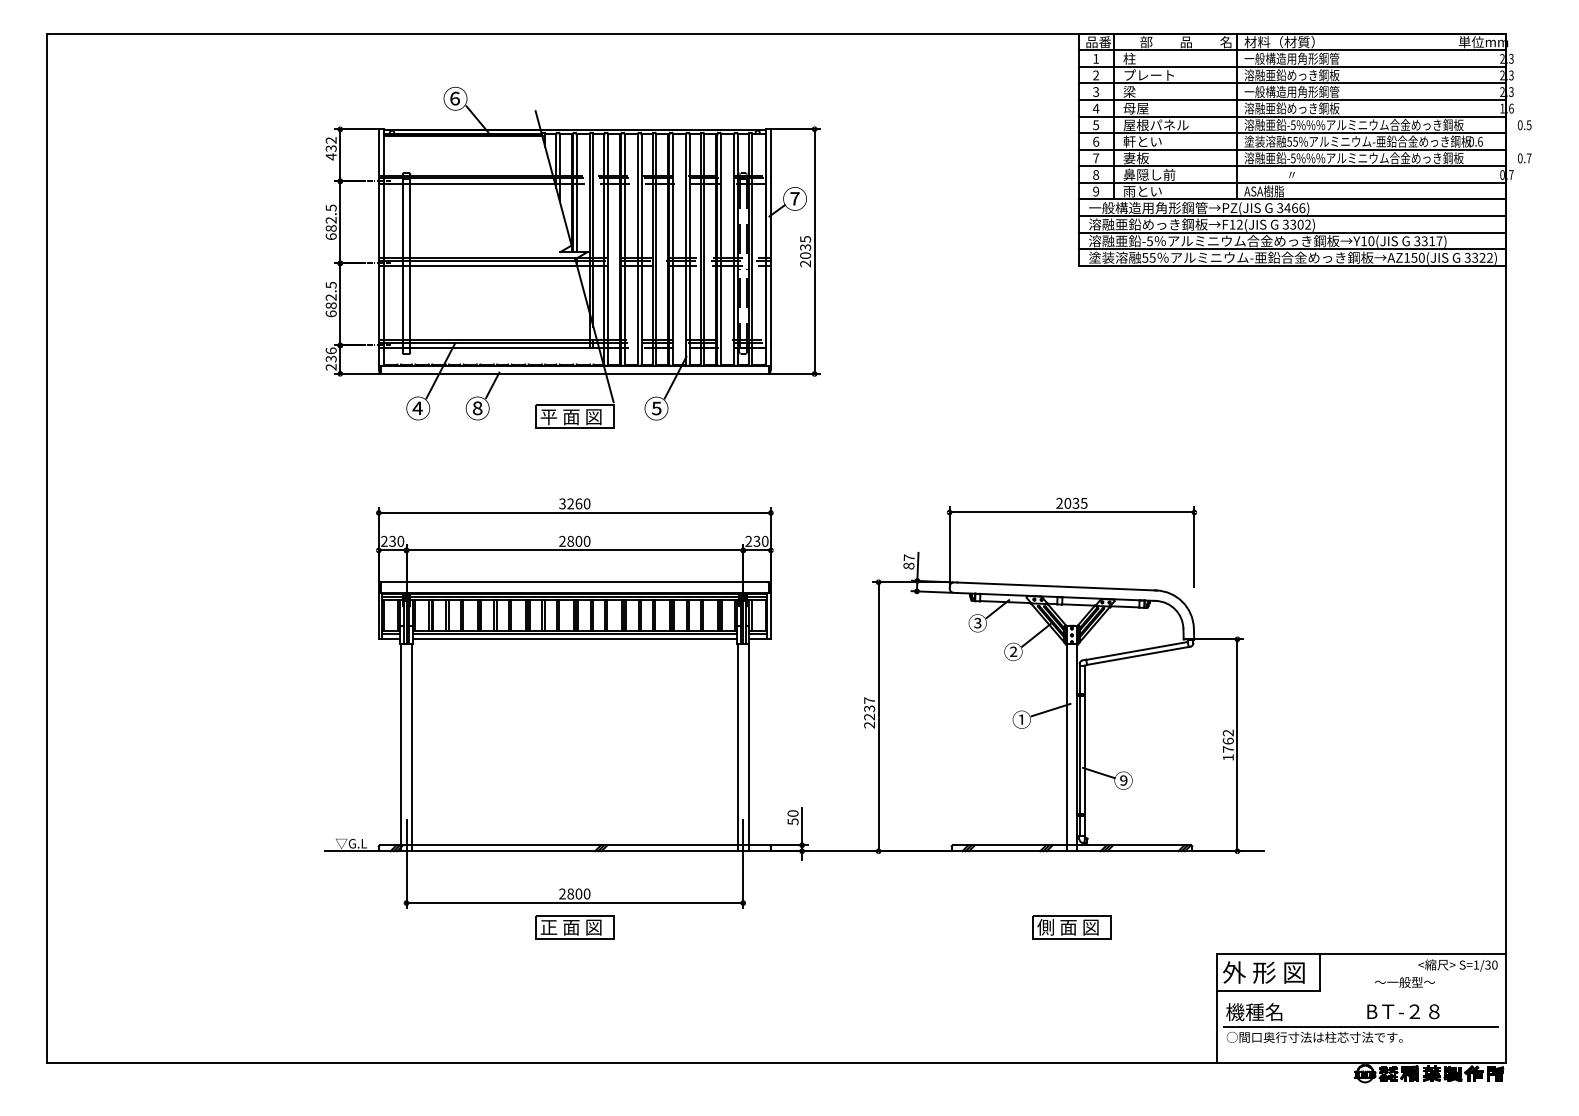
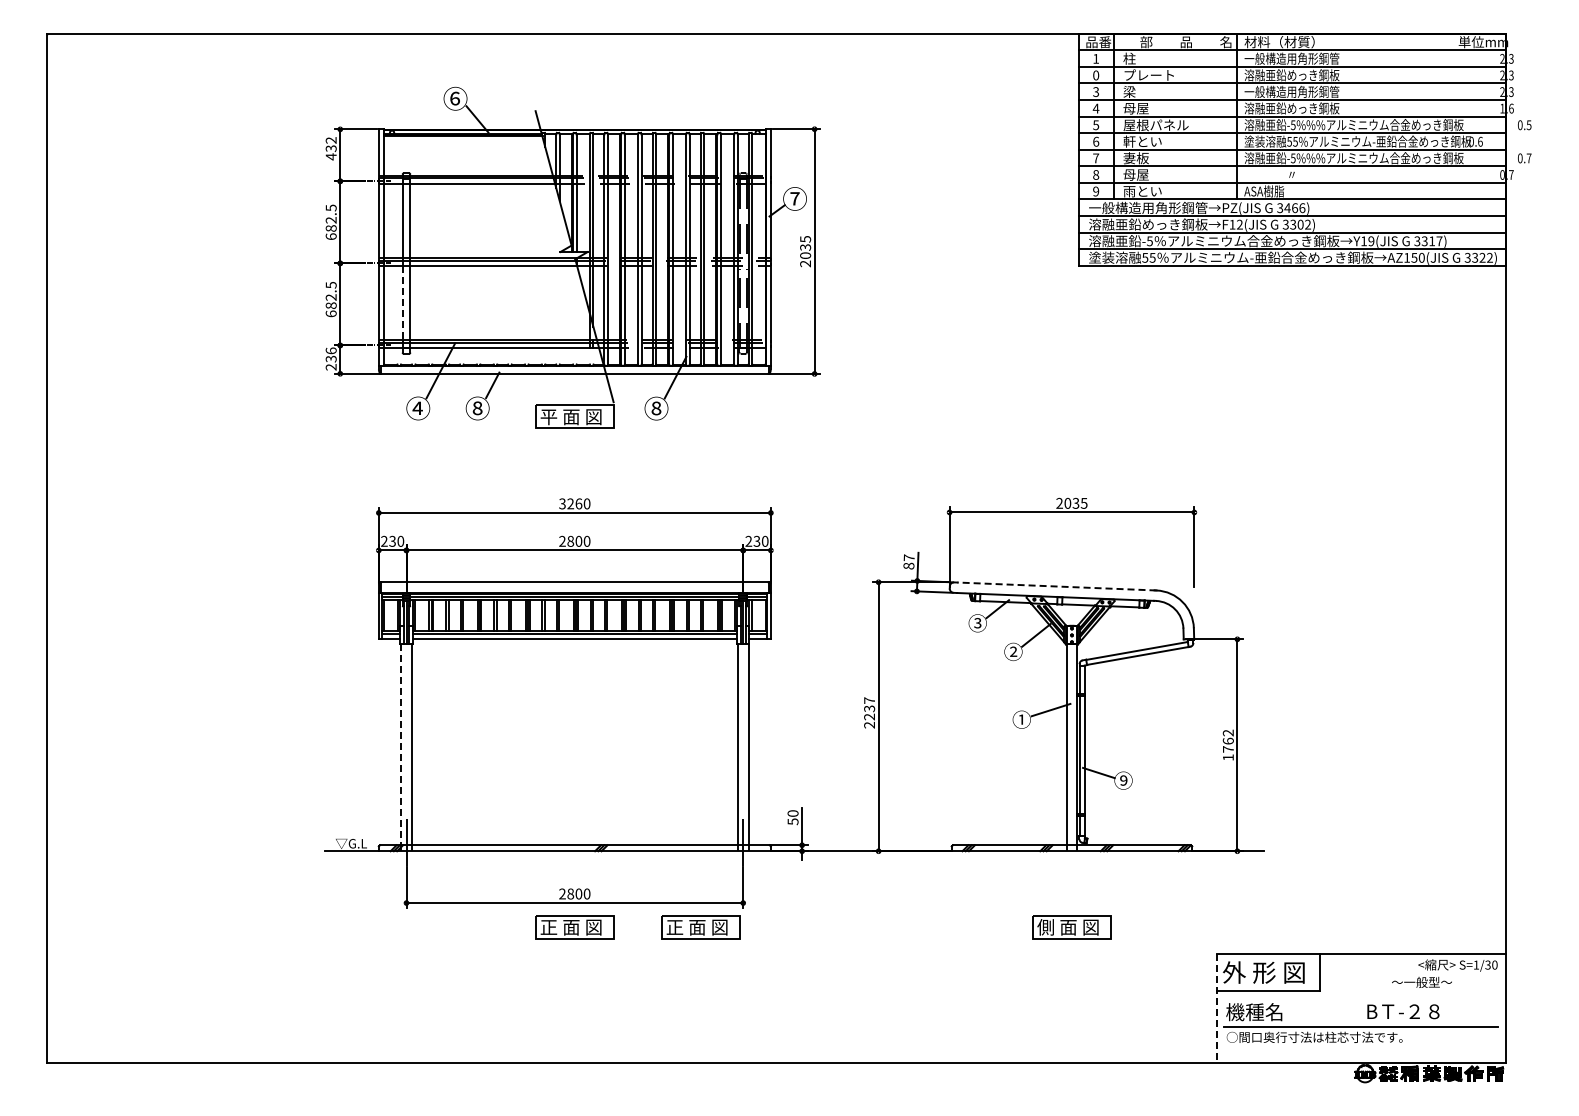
text: 2 -> 0 (1096, 75)
text: 鼻隠し前 -> 母屋 (1149, 174)
text: Y10(JIS -> Y19(JIS (1371, 241)
line: solid -> dashed (402, 303)
text: ⑤ -> ⑧ (656, 407)
line: solid -> dashed (1056, 586)
line: solid -> dashed (401, 745)
part: none -> present (700, 927)
text position: (1404, 981) -> (1421, 981) (1421, 981)
line: solid -> dashed (1216, 1009)
